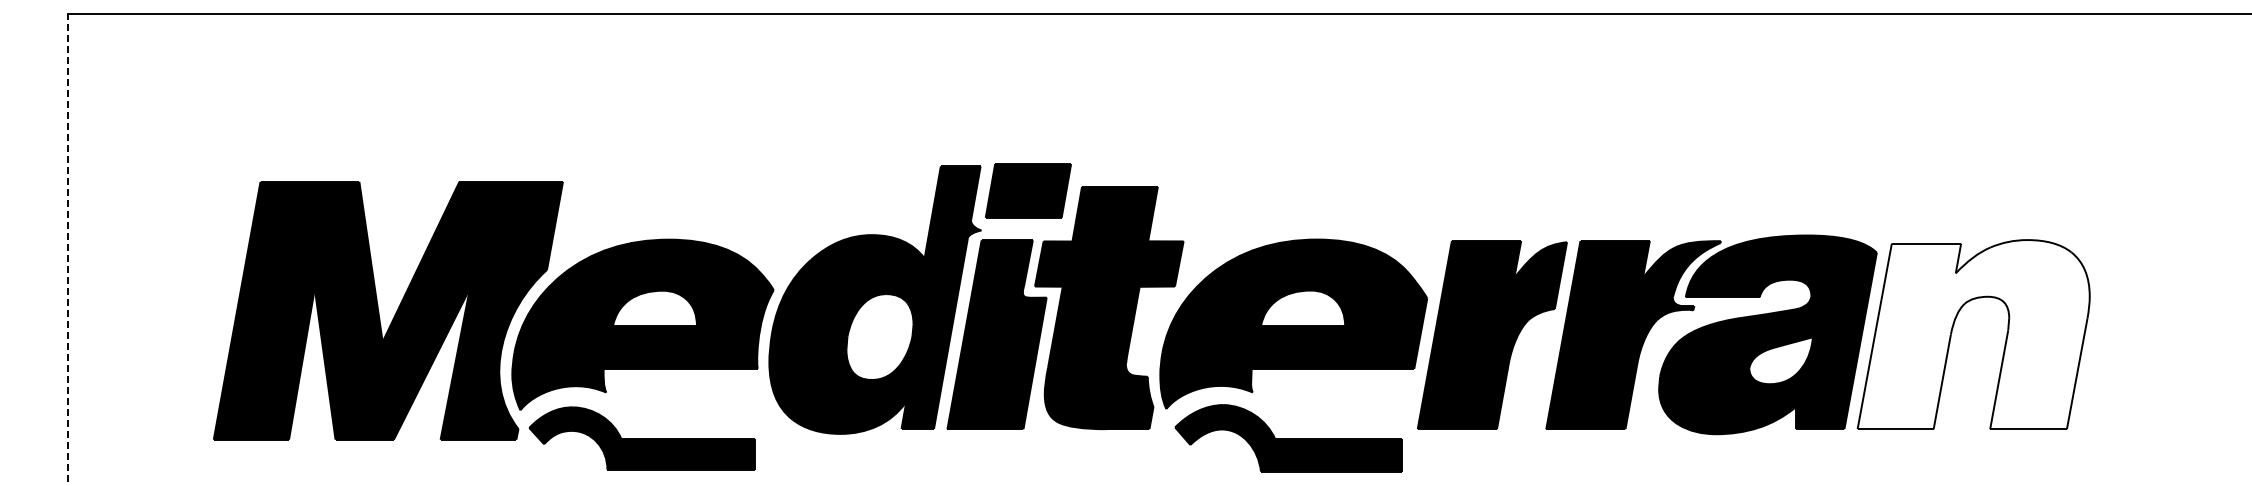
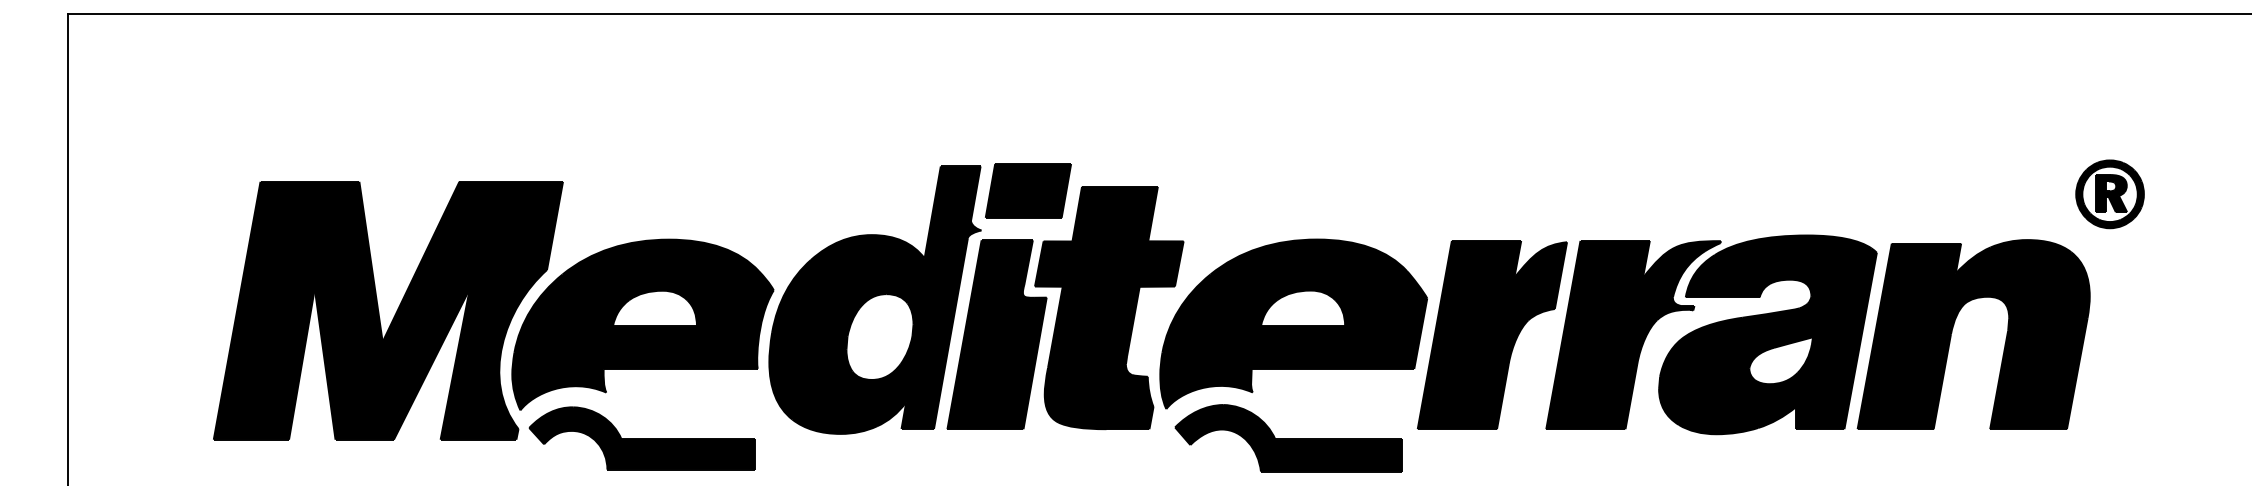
part: none -> present (2109, 194)
line: dashed -> solid (67, 249)
fill: none -> present (1973, 334)
